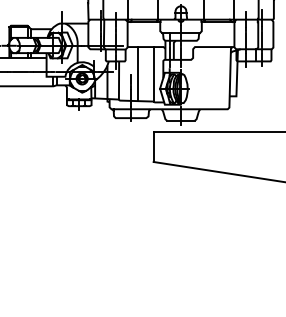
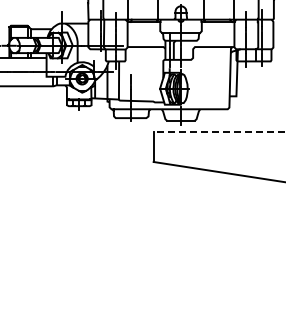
line: present -> none (137, 74)
line: present -> none (154, 74)
line: solid -> dashed (219, 131)
